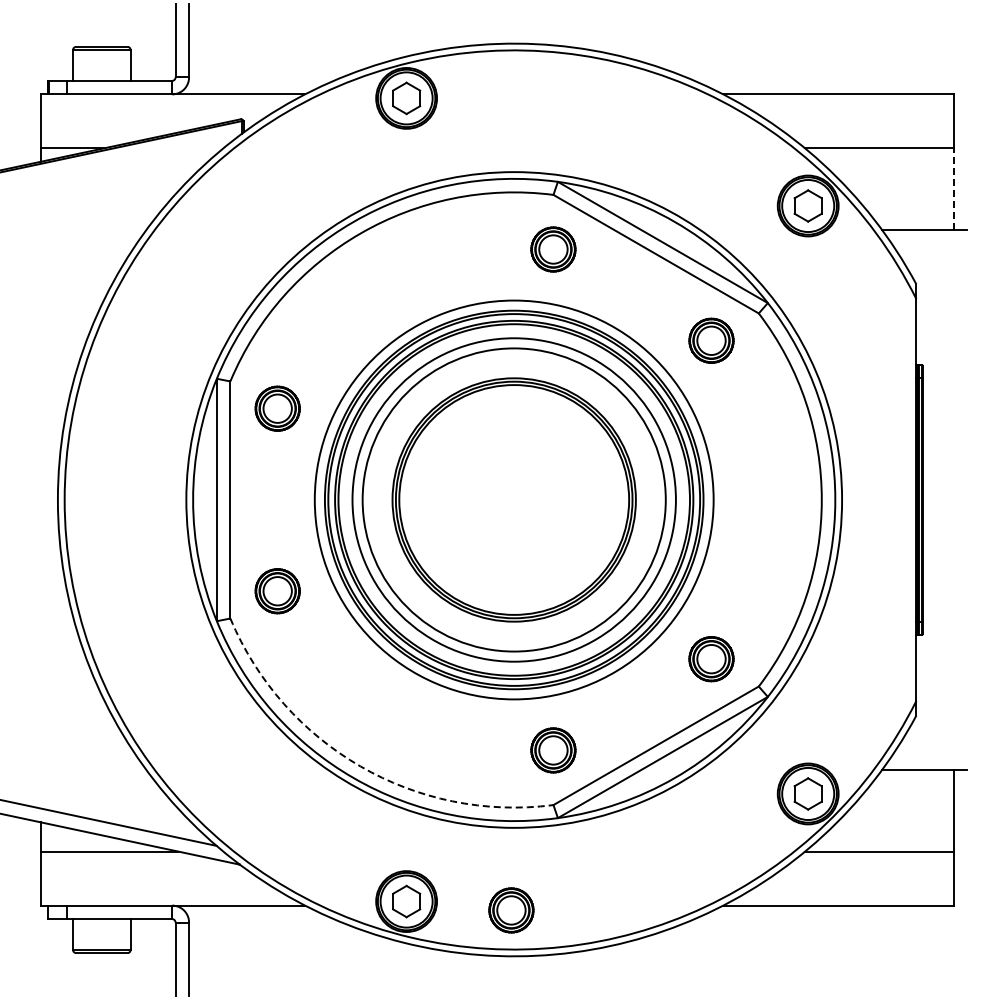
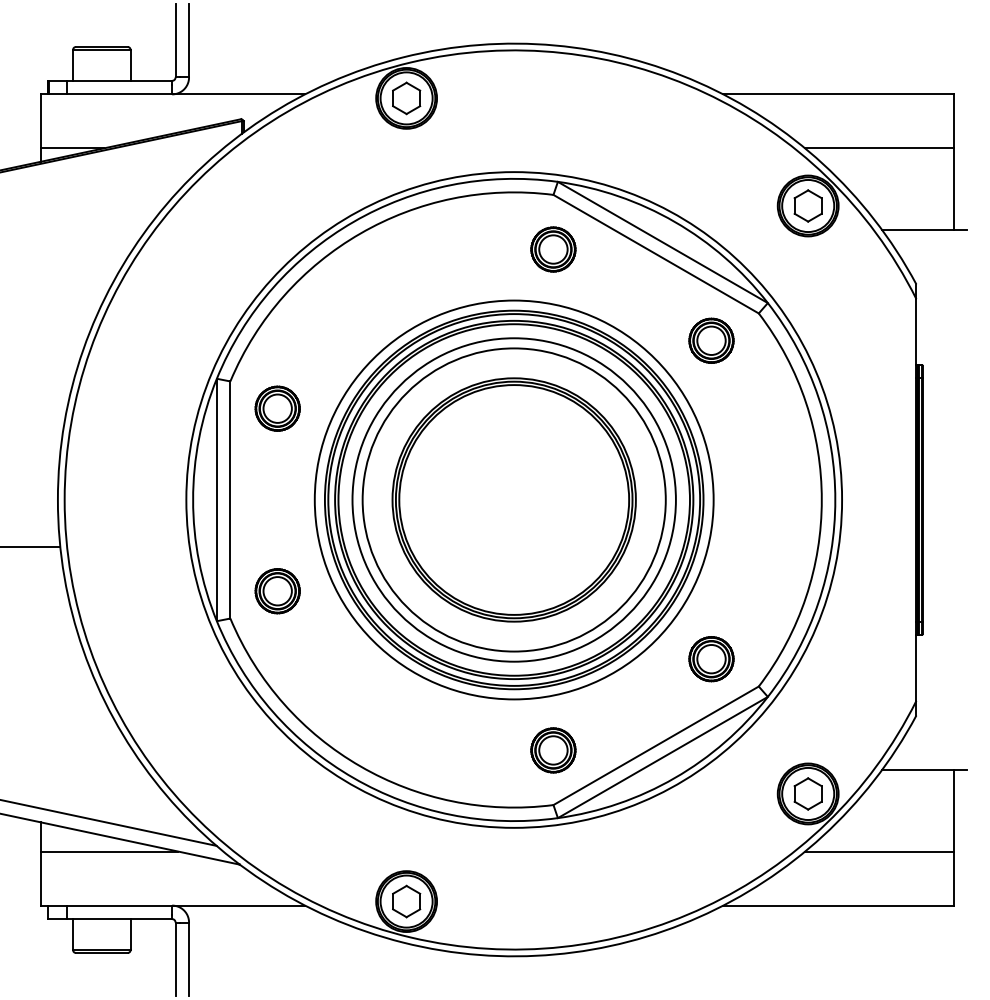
line: dashed -> solid (953, 189)
line: none -> present (31, 547)
arc: dashed -> solid (360, 766)
part: present -> none (511, 910)
